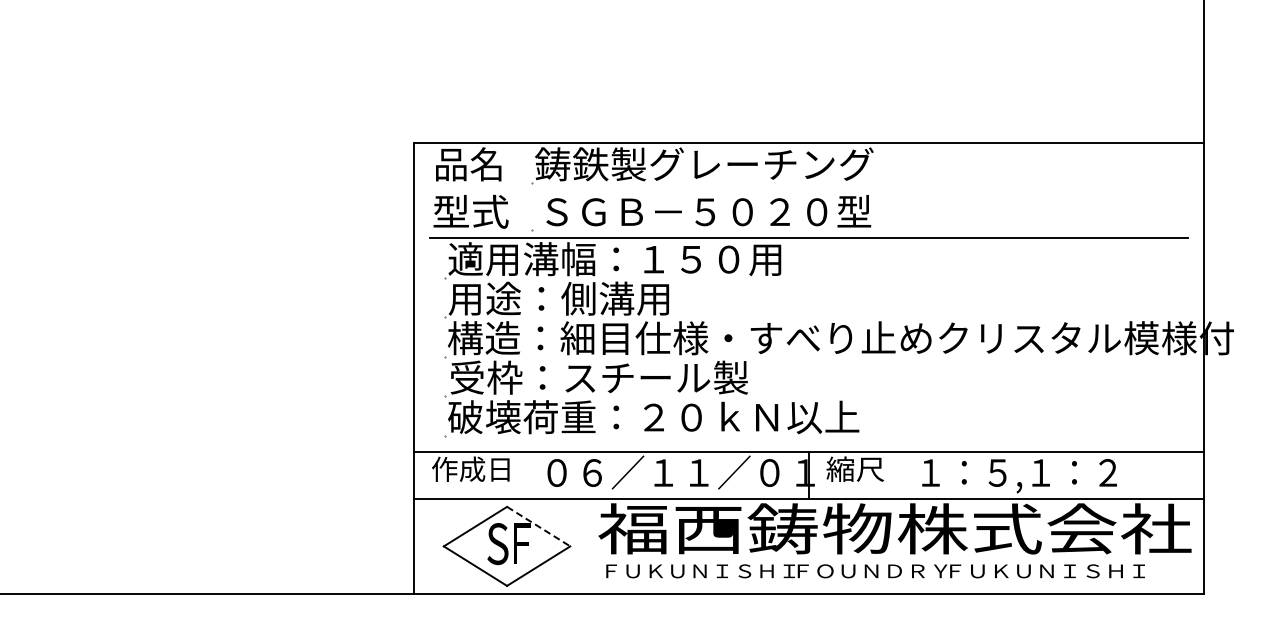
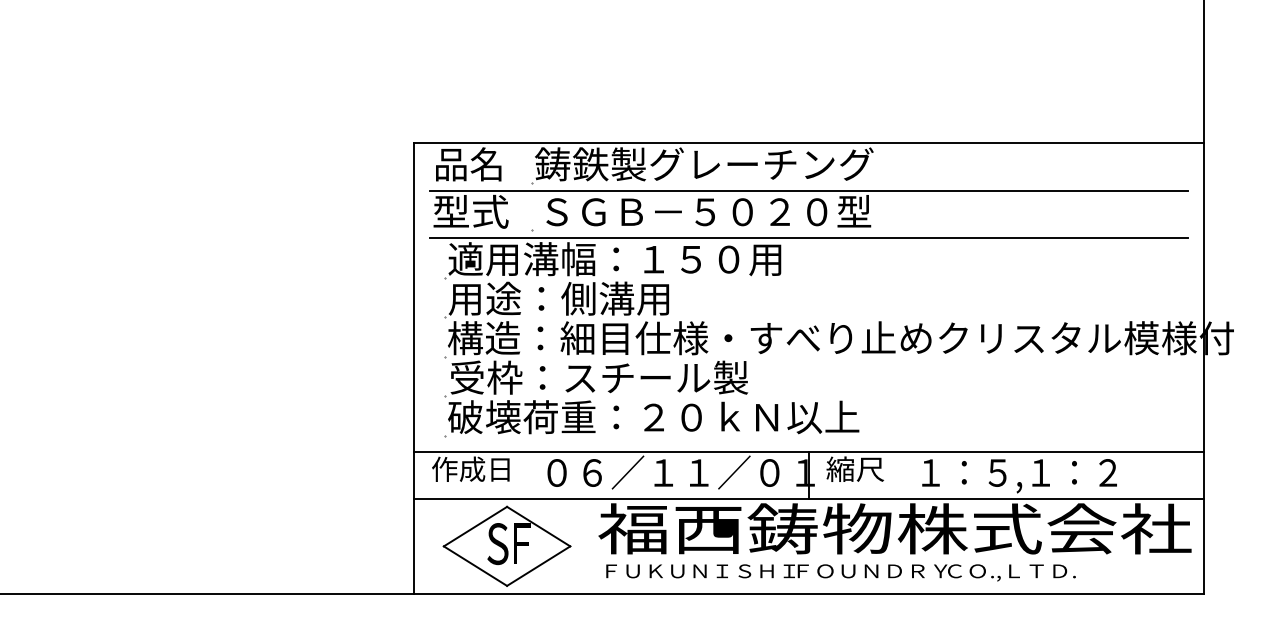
line: none -> present (808, 190)
line: dashed -> solid (539, 526)
text: ＦＵＫＵＮＩＳＨＩ -> ＣＯ.,ＬＴＤ. (1046, 572)
